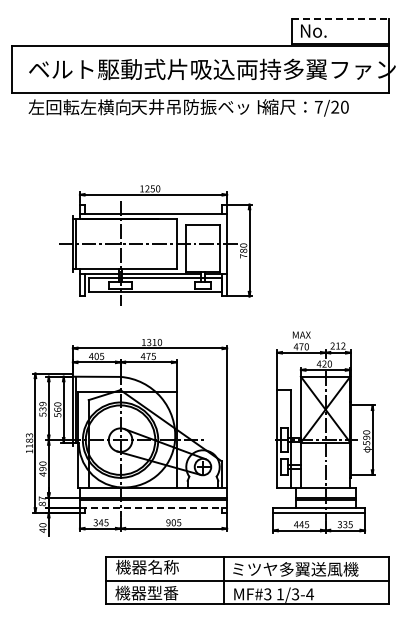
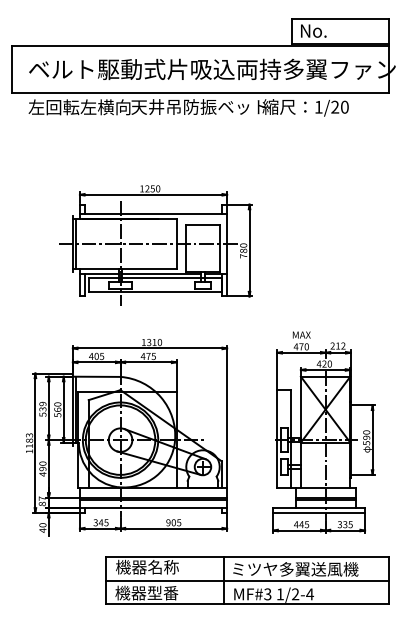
line: dashed -> solid (341, 18)
text: 7/20 -> 1/20 (318, 107)
line: dashed -> solid (153, 508)
text: 1/3-4 -> 1/2-4 (295, 594)
